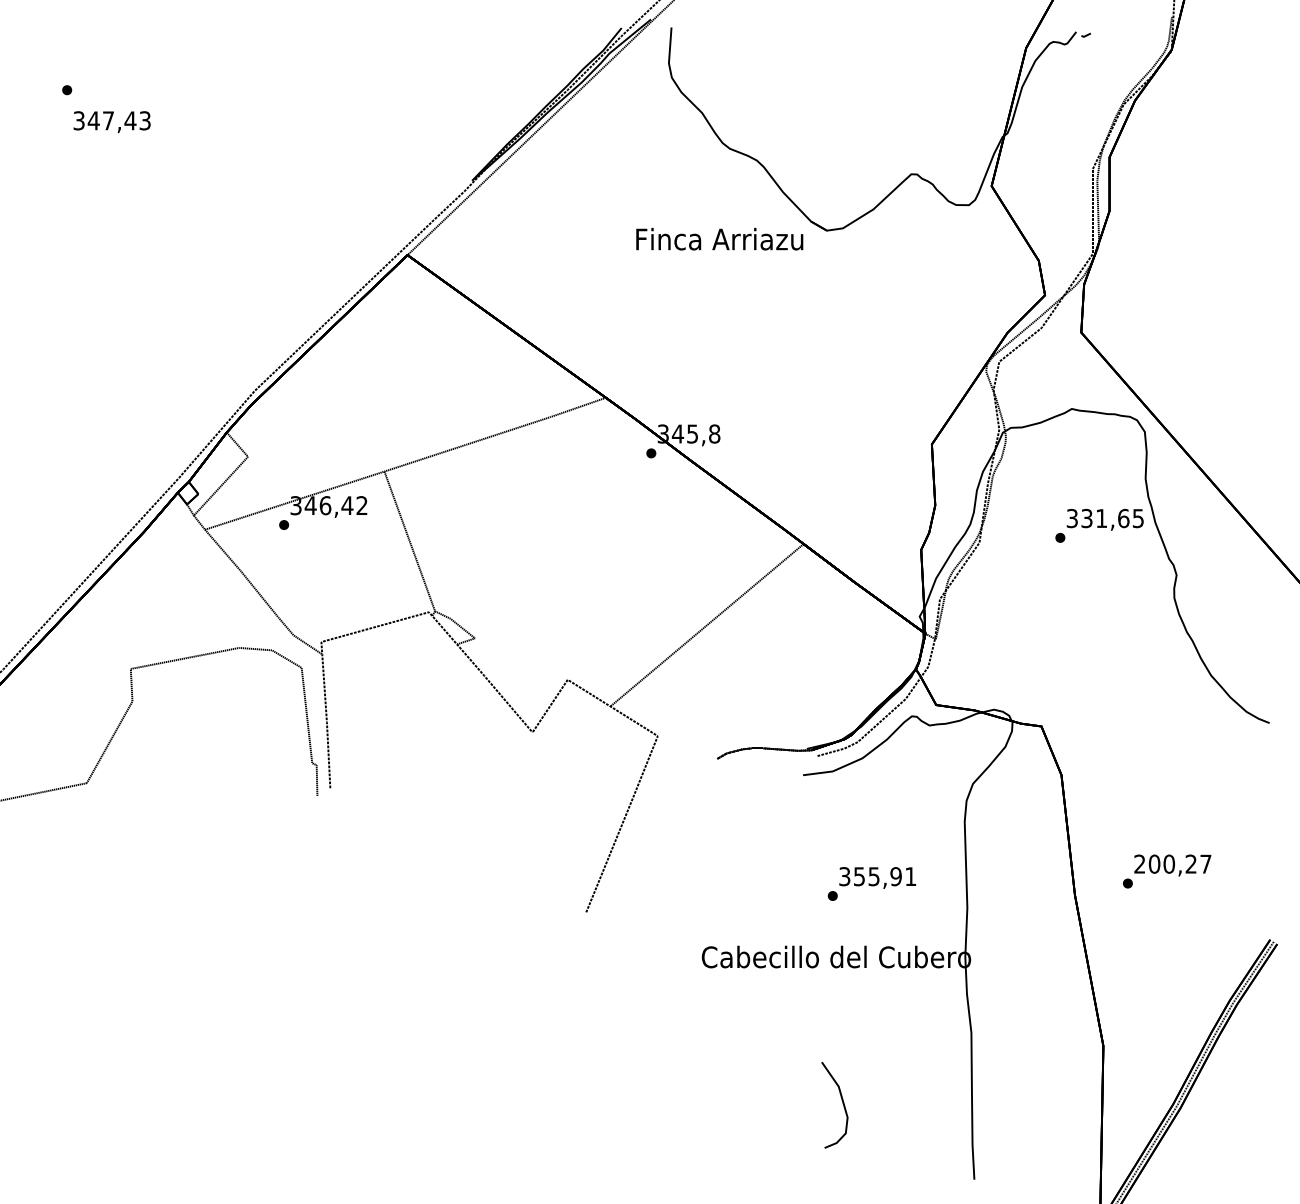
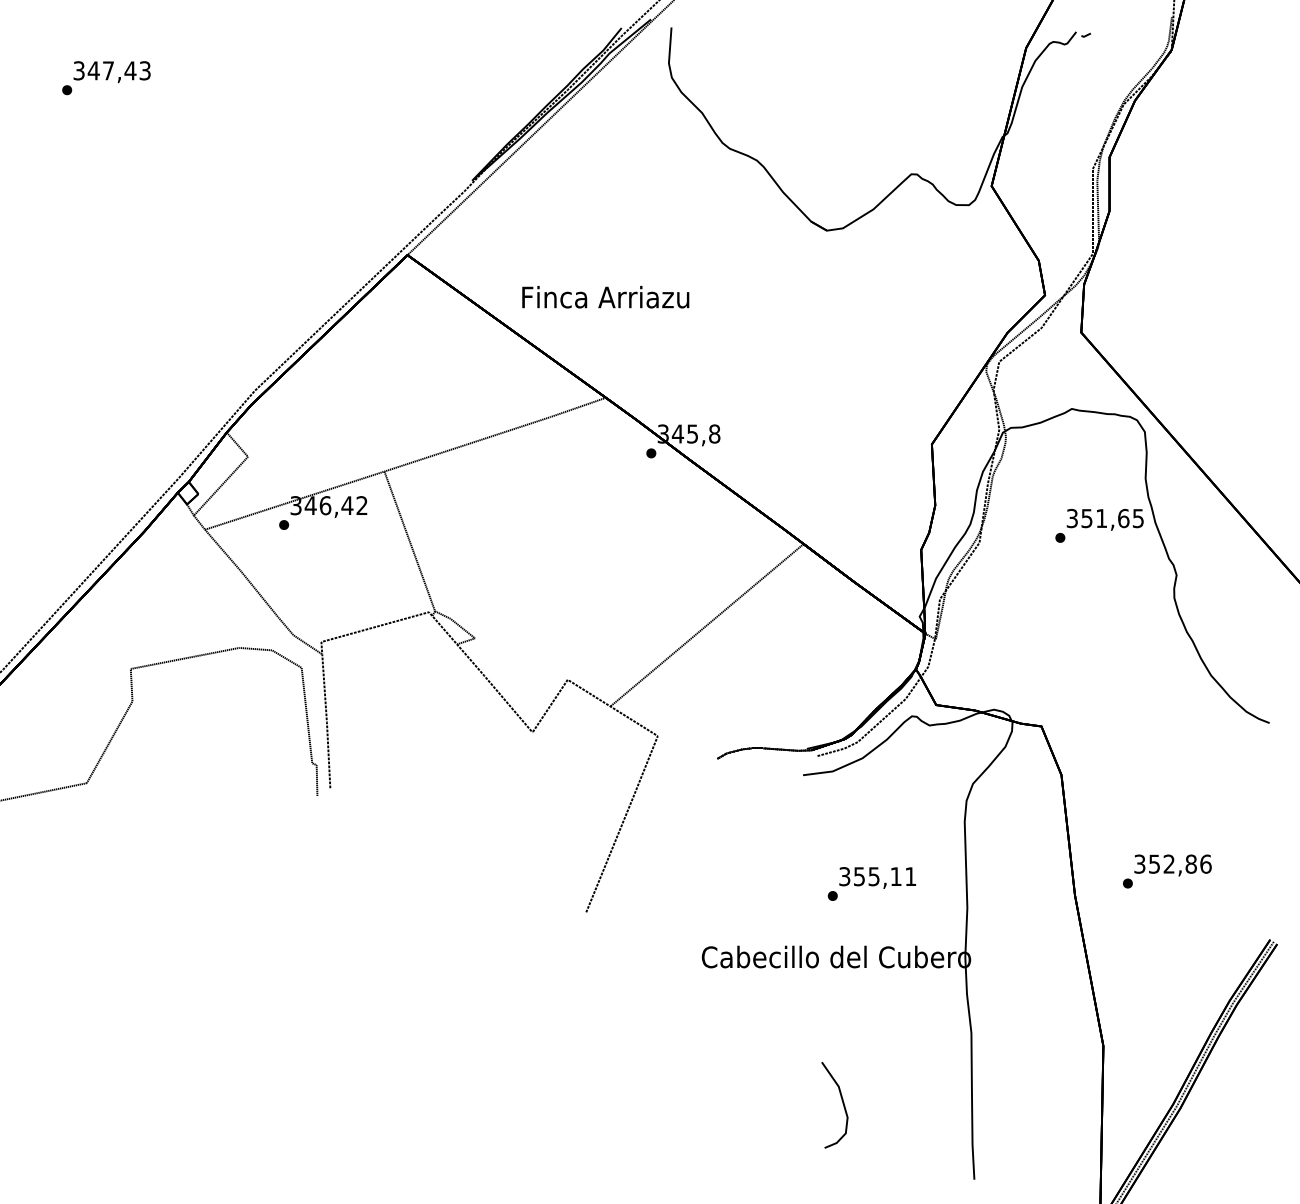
text position: (111, 122) -> (111, 72) (111, 72)
text position: (719, 239) -> (605, 297) (605, 297)
text: 331,65 -> 351,65 (1087, 517)
text: 200,27 -> 352,86 (1172, 863)
text: 355,91 -> 355,11 (895, 876)
